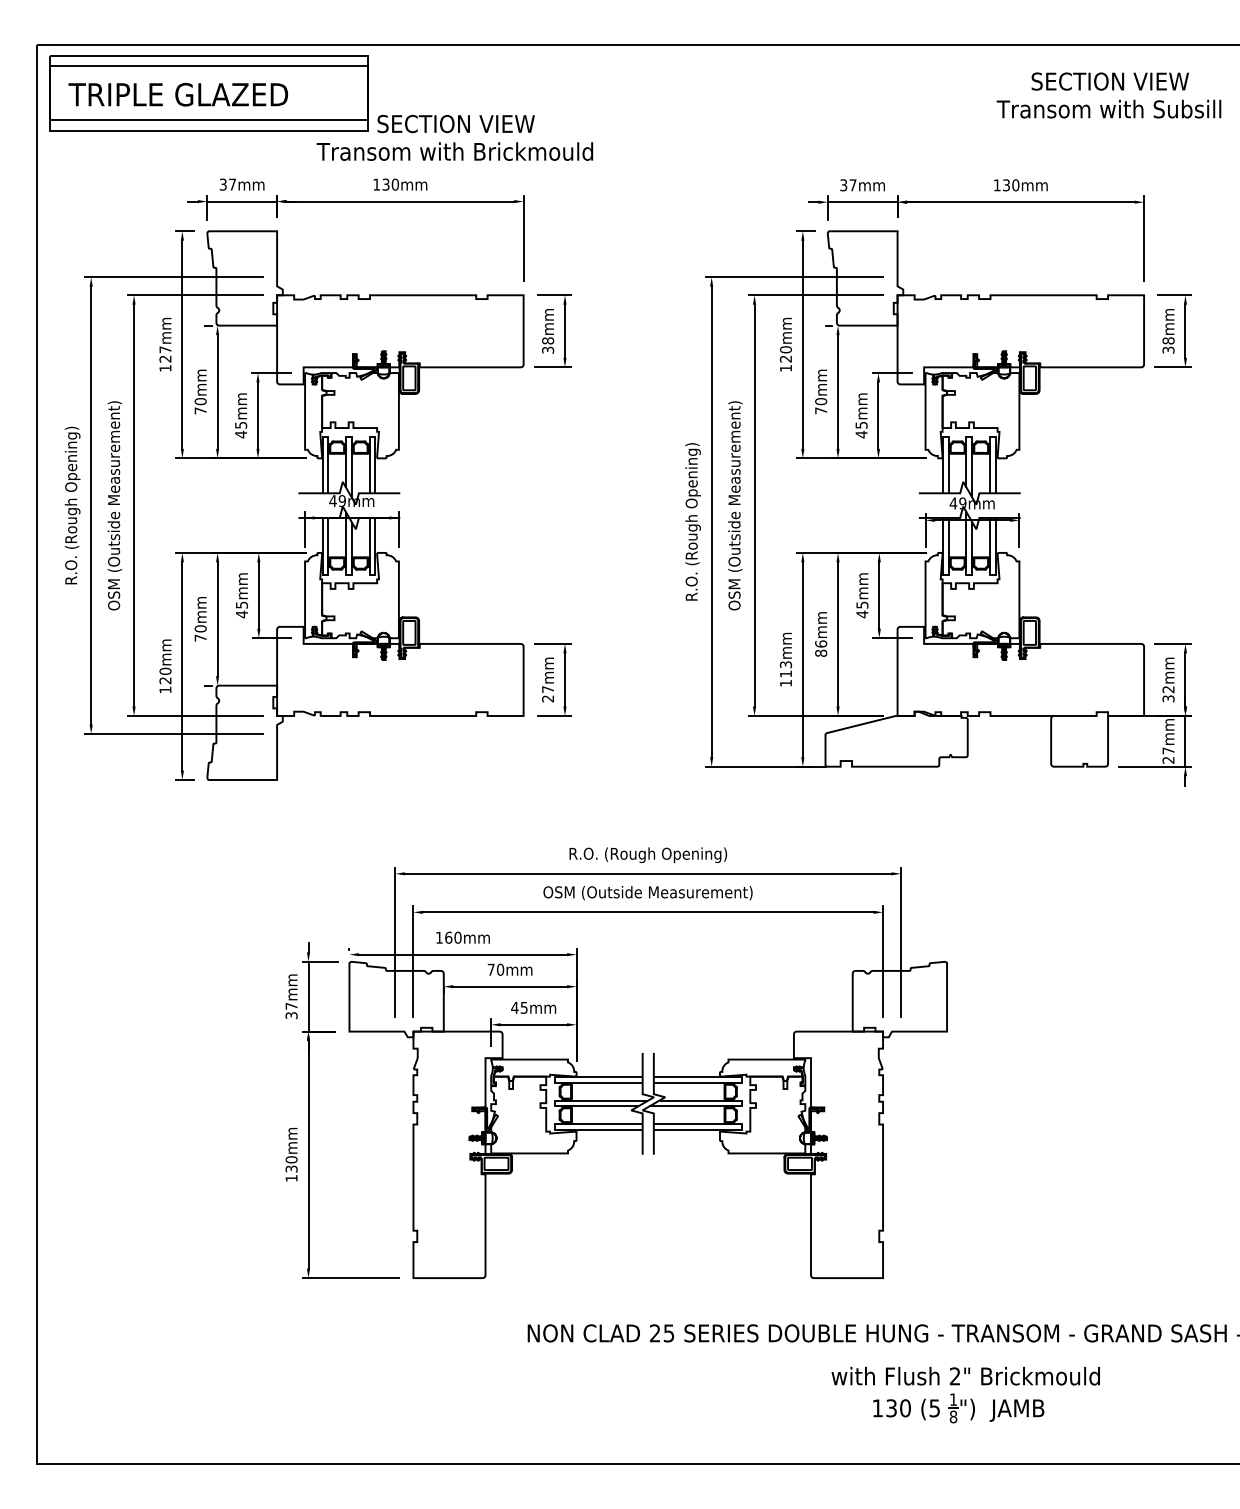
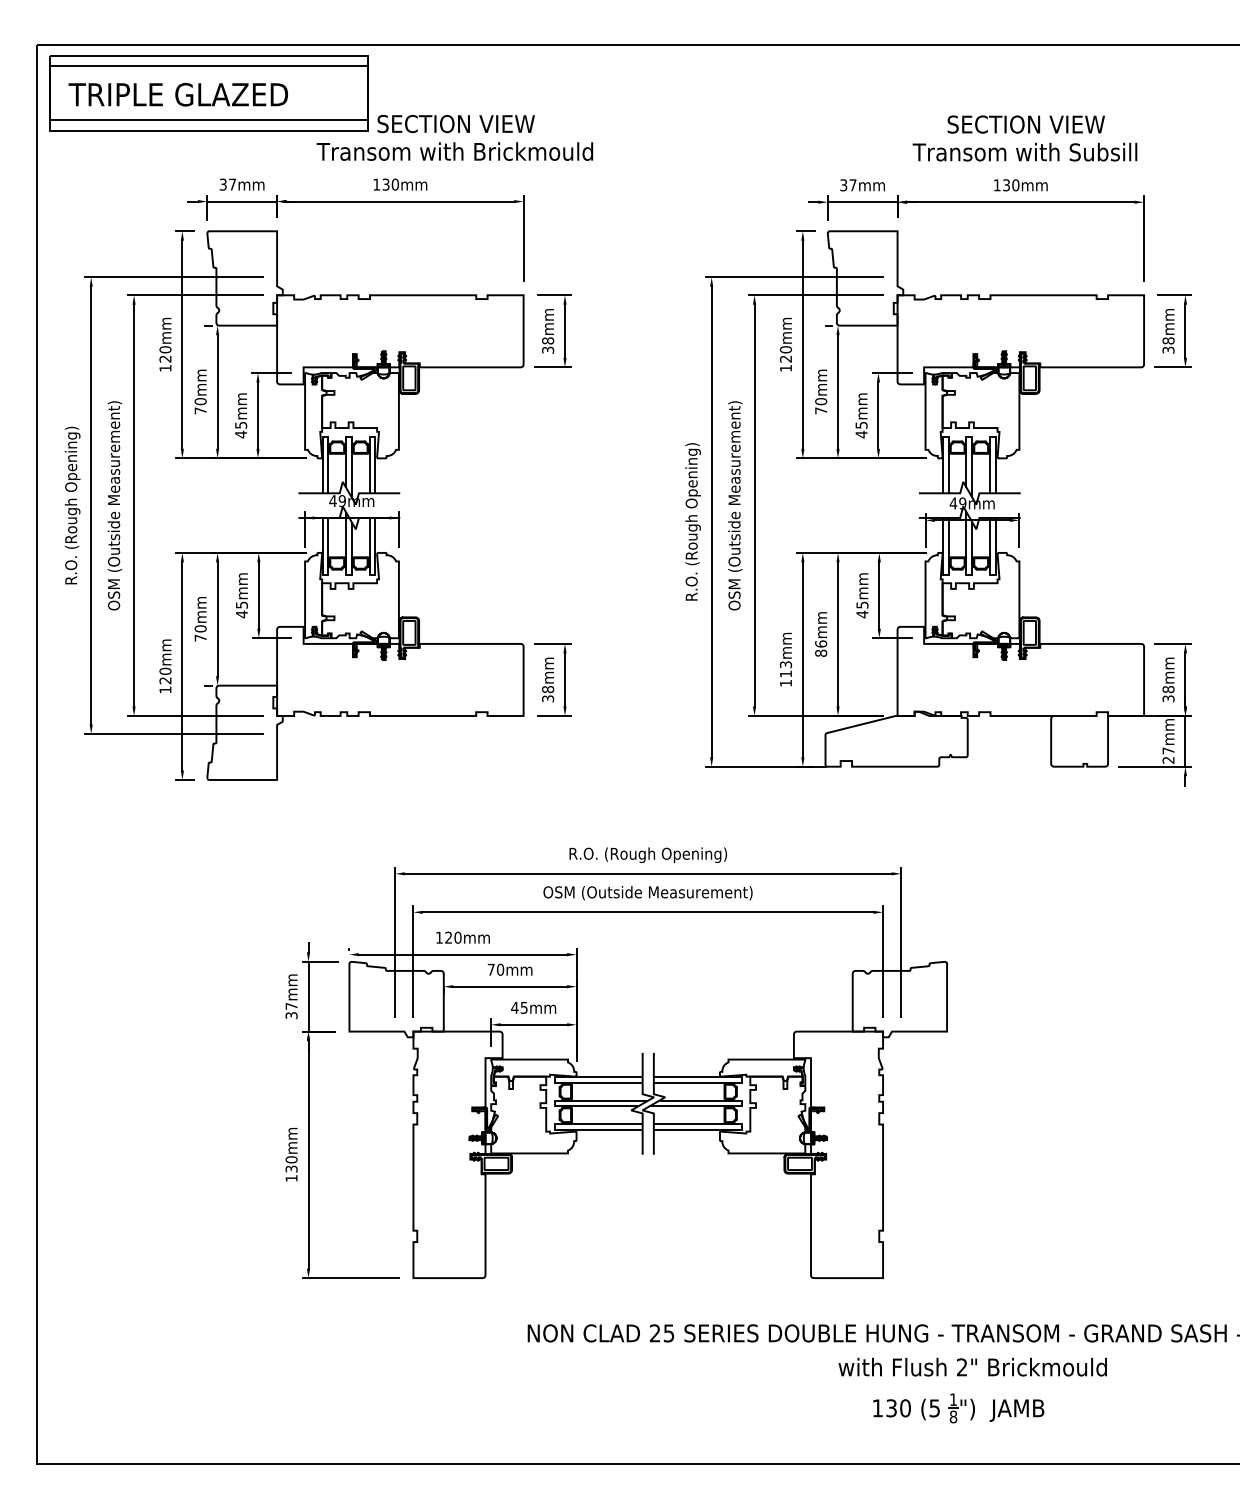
text position: (1108, 95) -> (1024, 138) (1024, 138)
text: 127mm -> 120mm (165, 349)
text: 32mm -> 38mm (1168, 689)
text: 27mm -> 38mm (548, 694)
text: 160mm -> 120mm (448, 937)
text position: (965, 1375) -> (972, 1366) (972, 1366)
